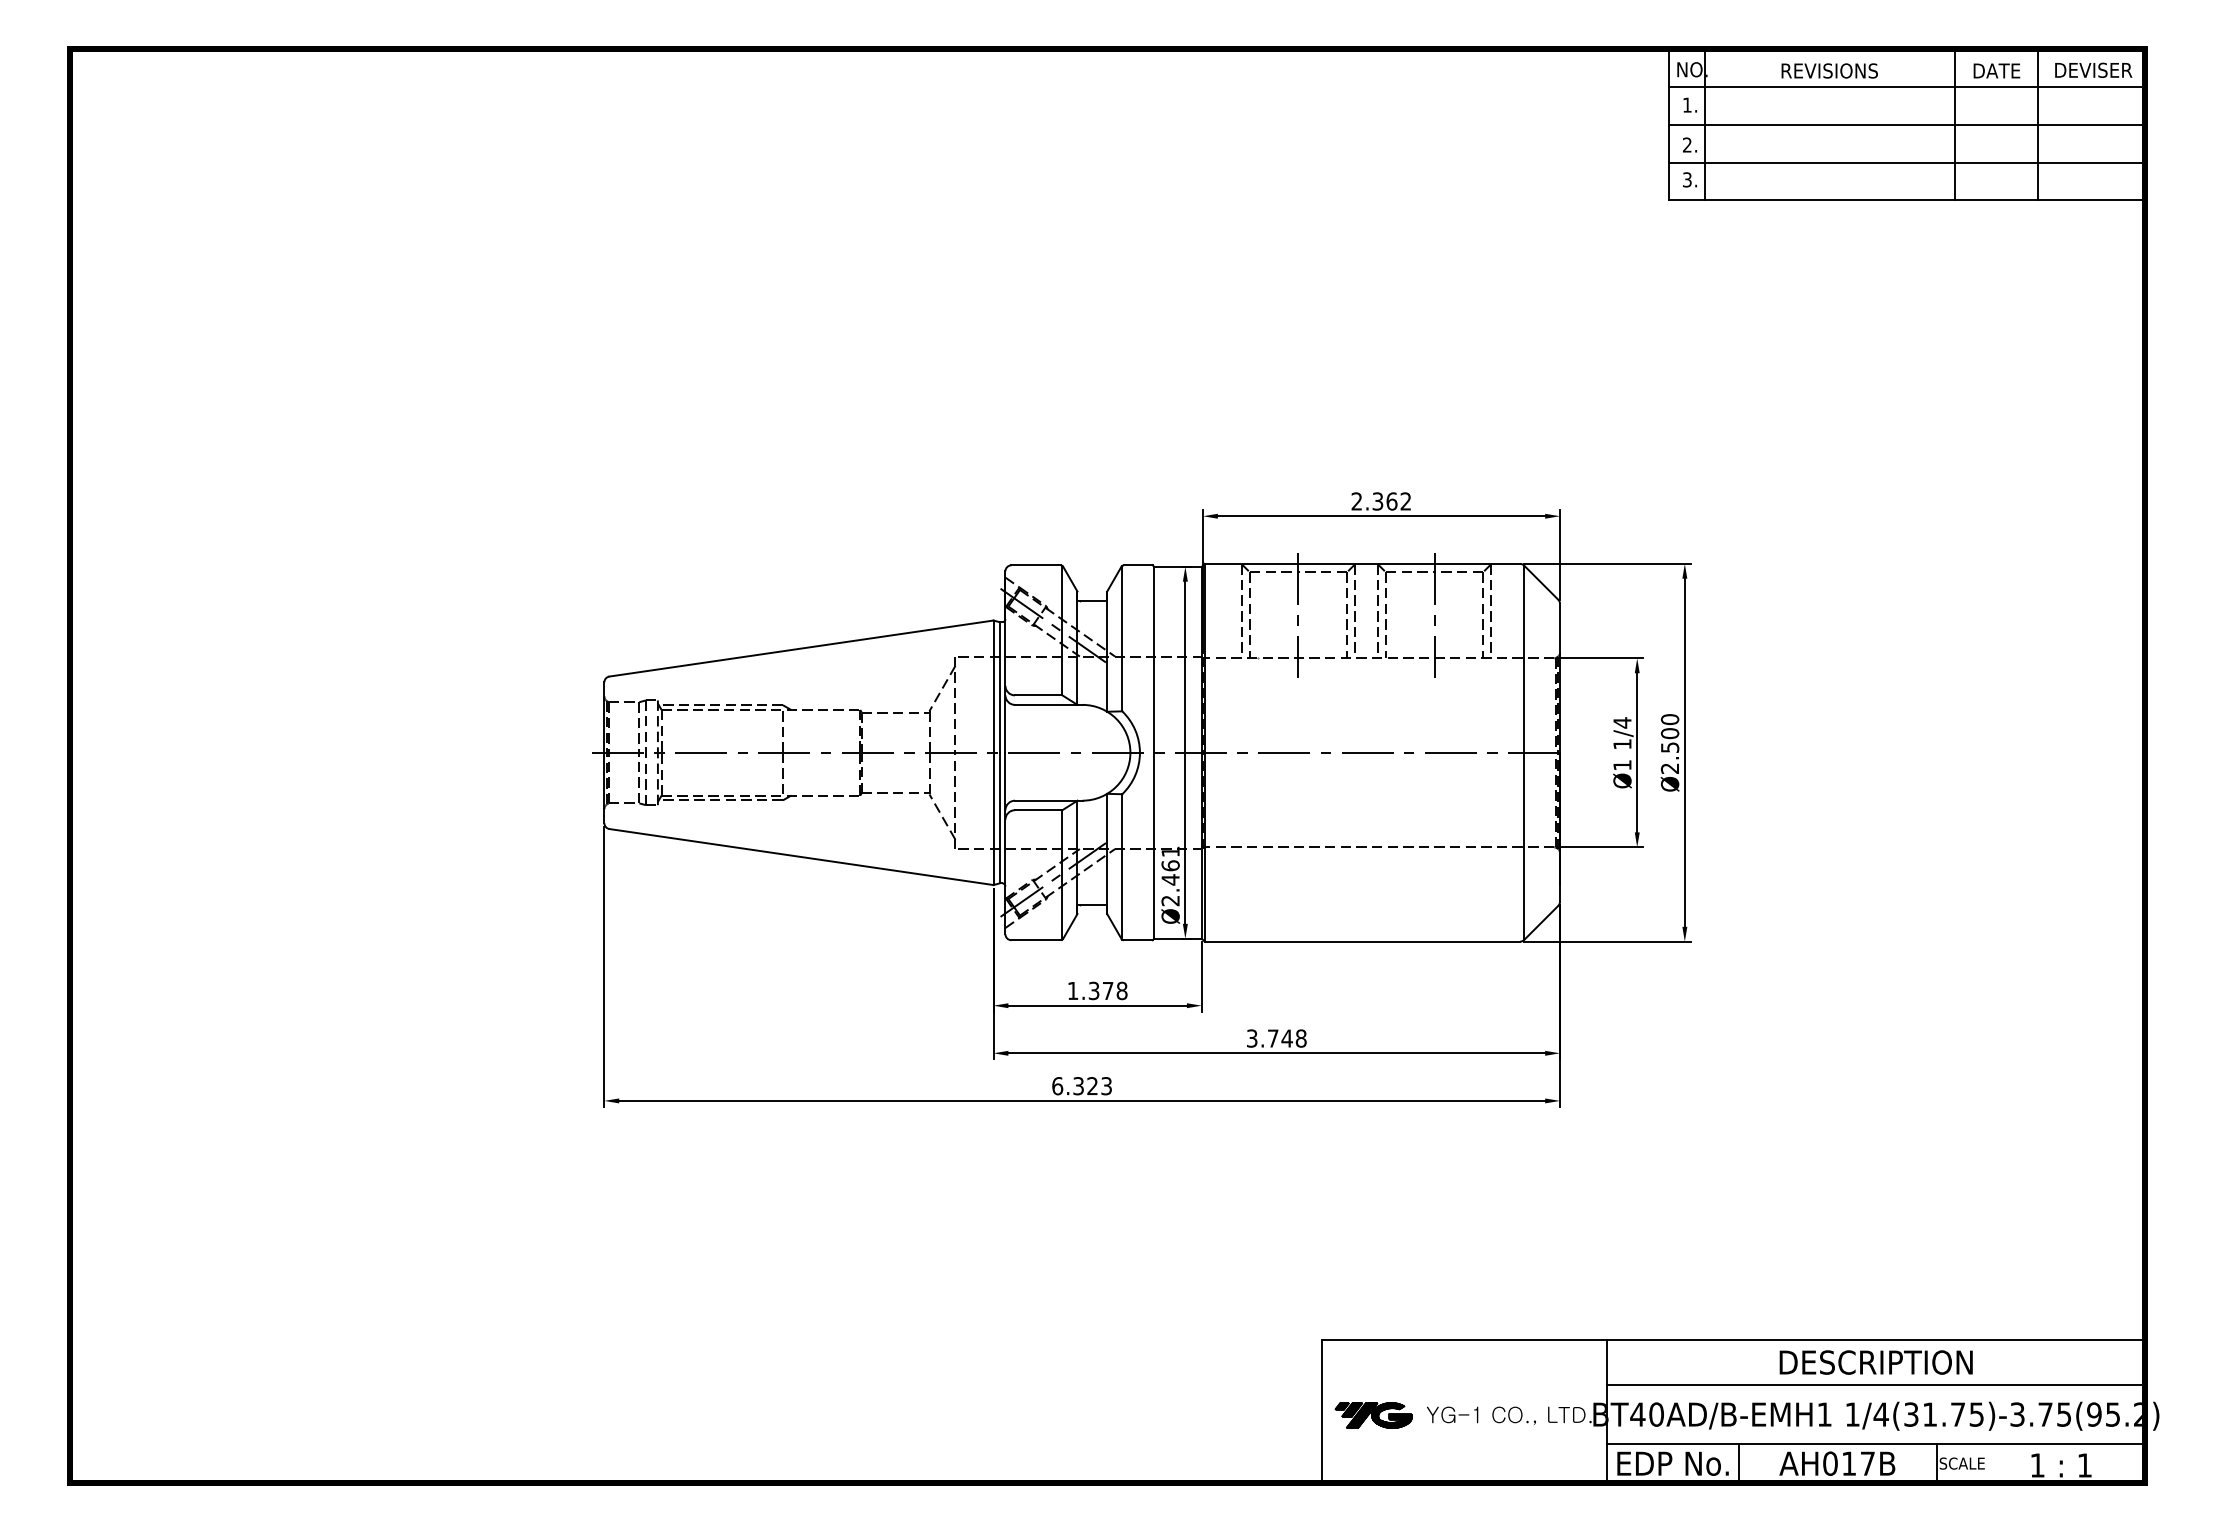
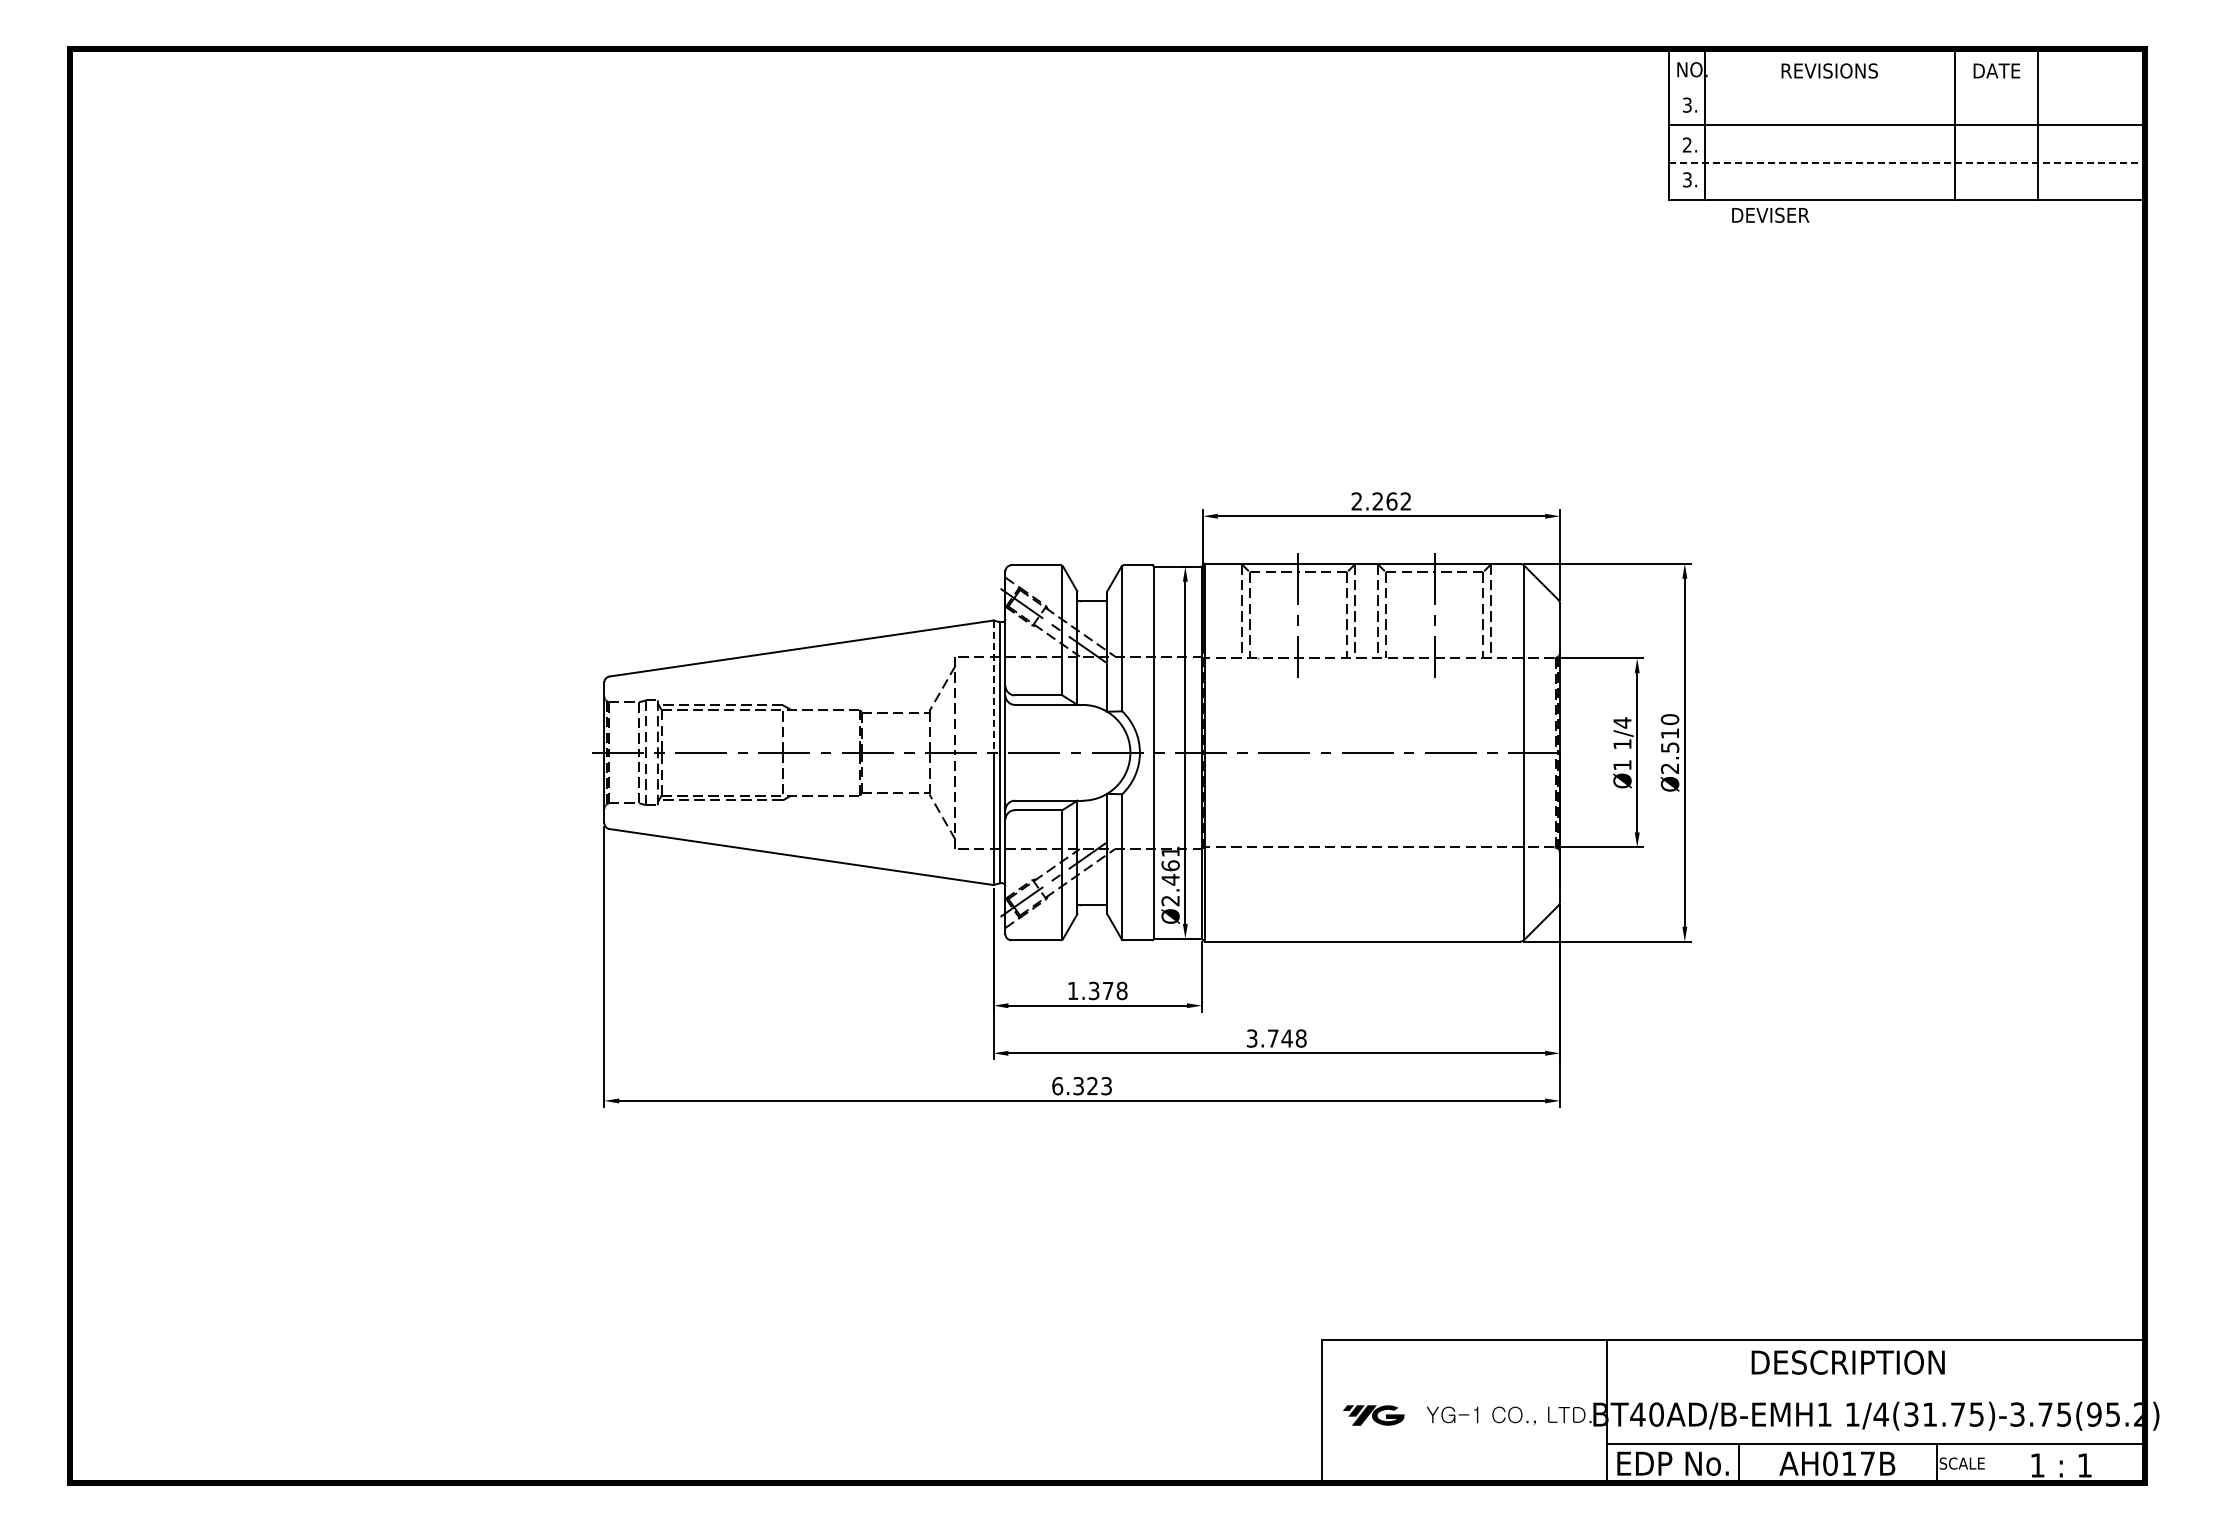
text position: (2093, 69) -> (1770, 214) (1770, 214)
line: present -> none (1907, 87)
text: 1. -> 3. (1687, 104)
line: solid -> dashed (1907, 163)
text: 2.362 -> 2.262 (1377, 501)
line: solid -> dashed (993, 687)
text: Ø2.500 -> Ø2.510 (1669, 733)
text position: (1875, 1362) -> (1847, 1362) (1847, 1362)
line: present -> none (1876, 1384)
part size: 79x27 px -> 62x21 px (1373, 1415)
